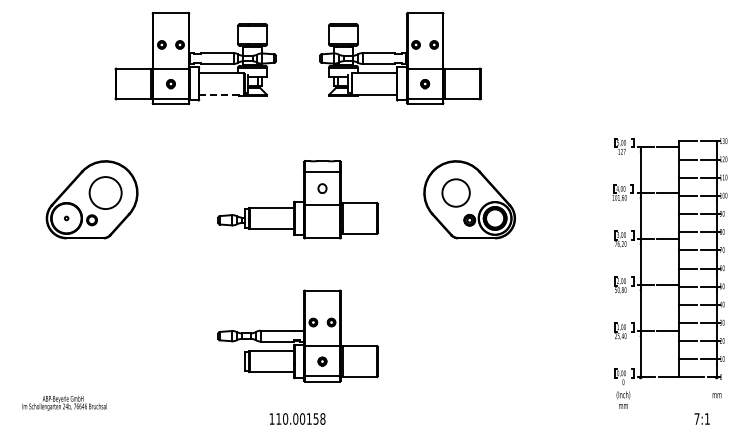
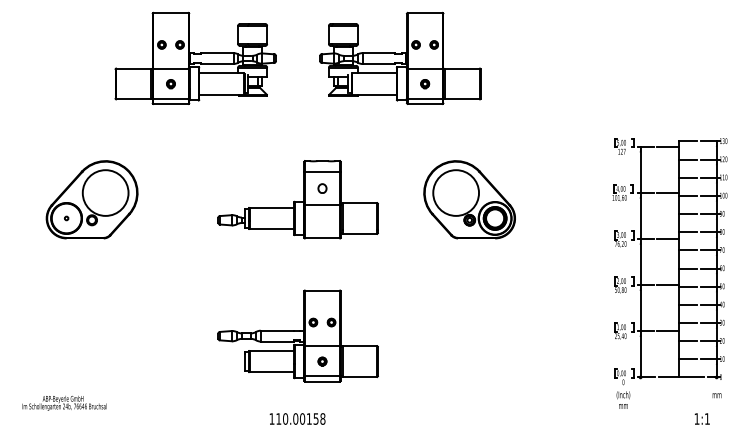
line: dashed -> solid (221, 94)
circle diameter: 27 px -> 46 px (456, 192)
circle diameter: 32 px -> 46 px (105, 192)
text: 7:1 -> 1:1 (696, 418)
